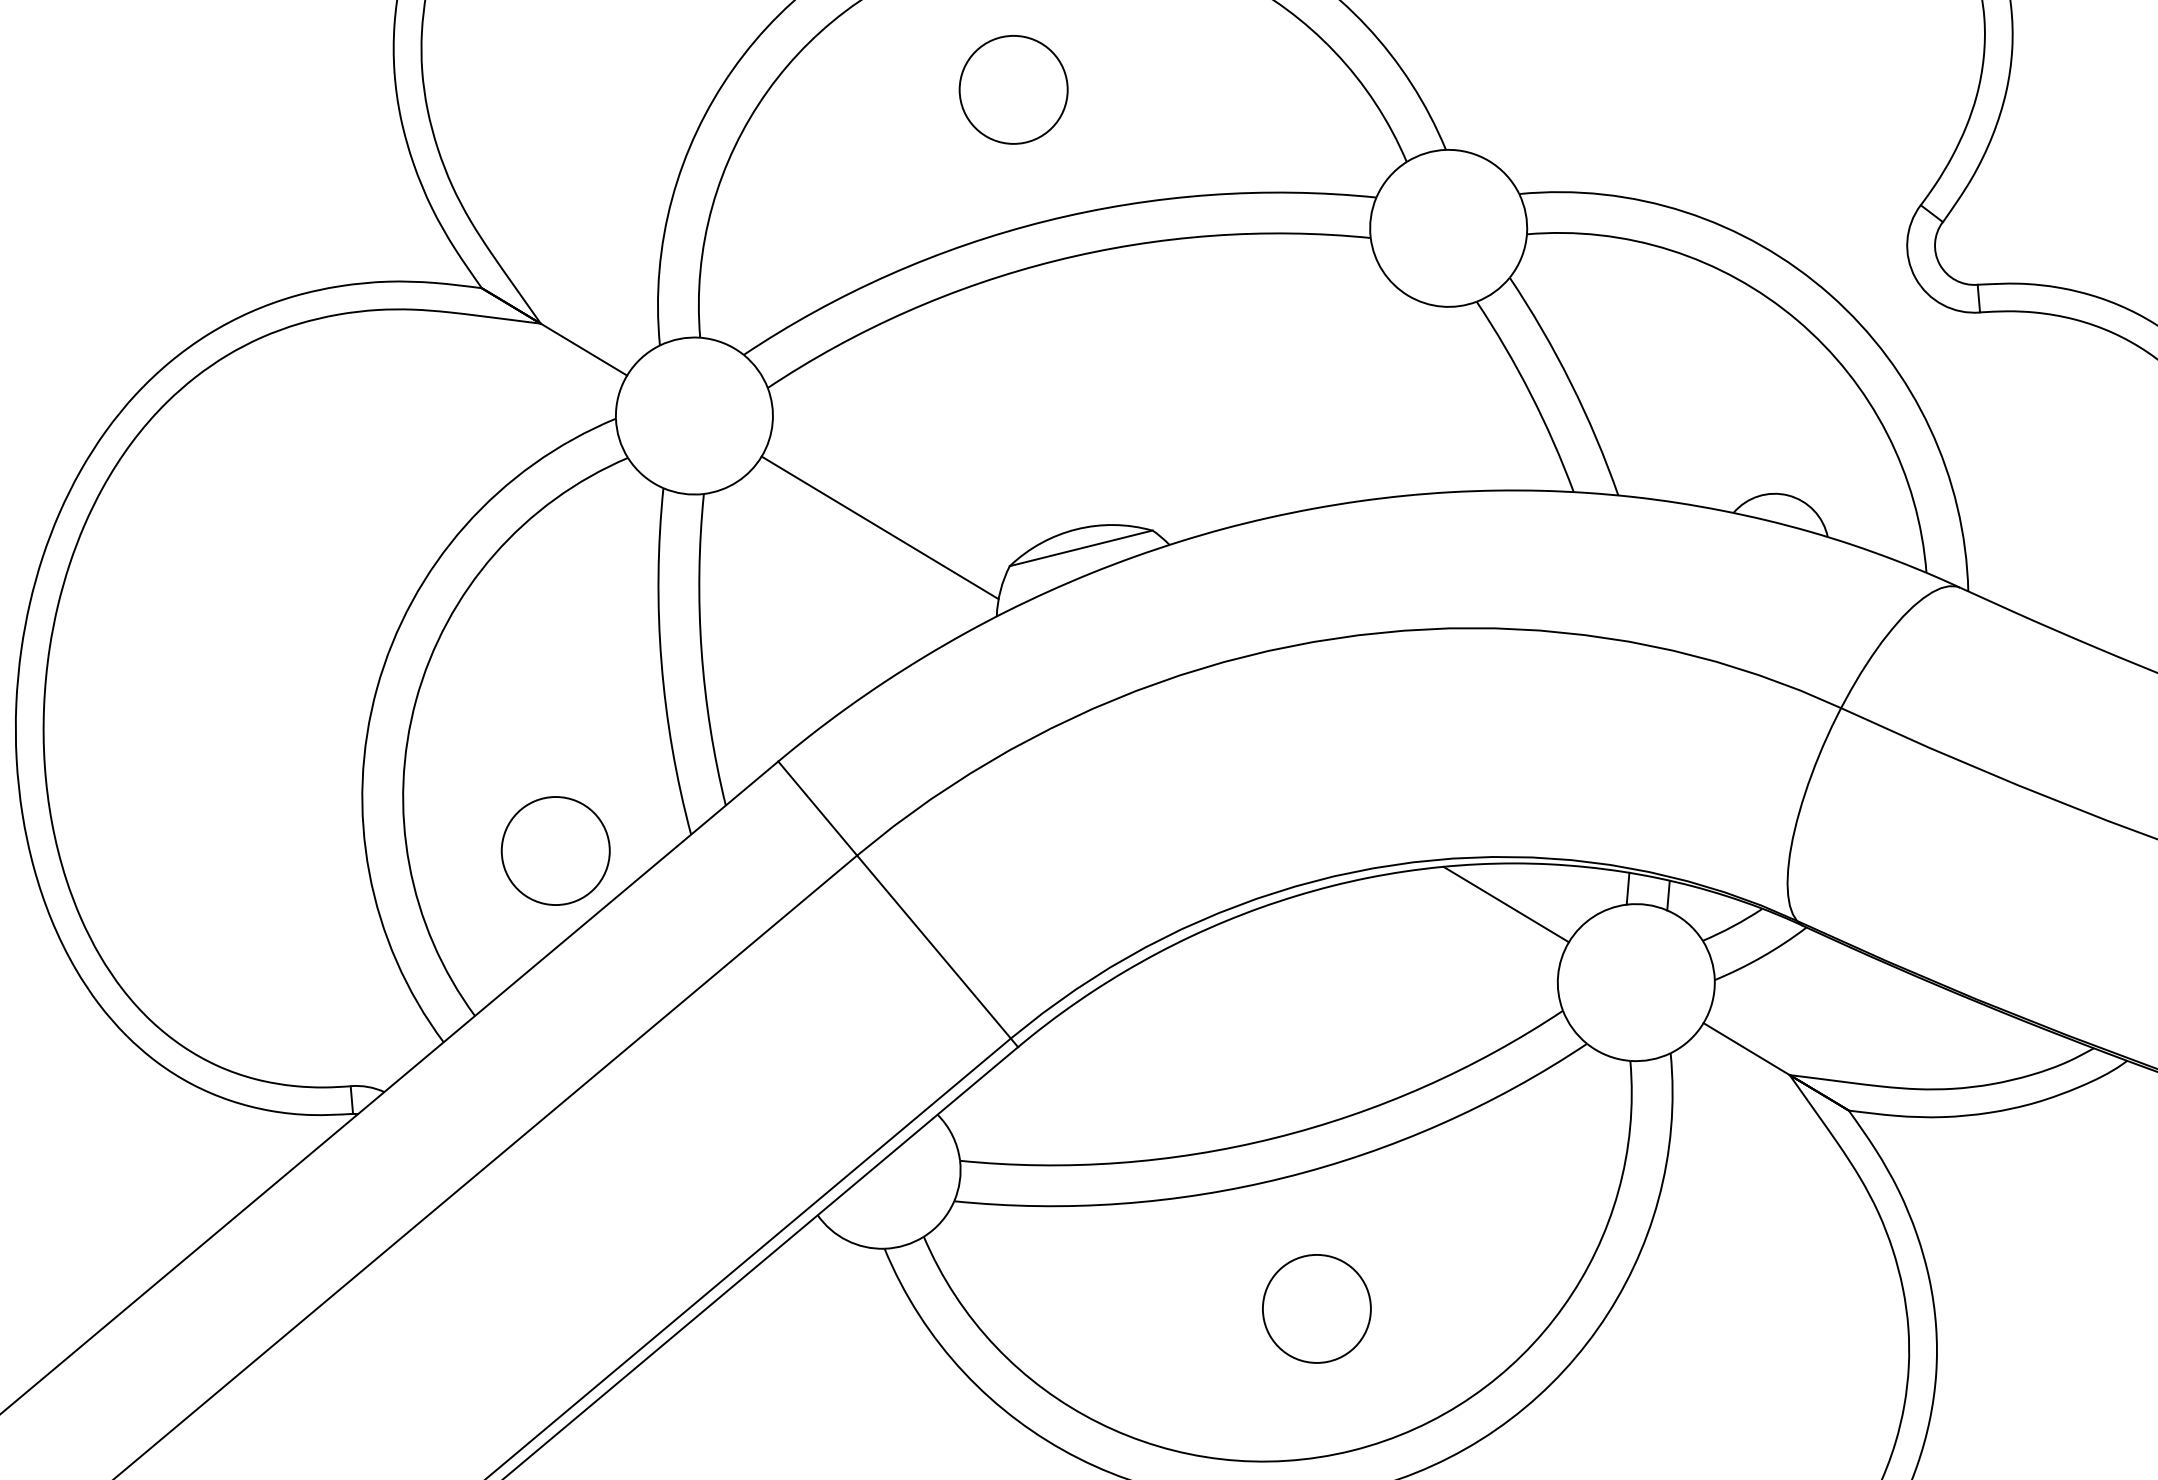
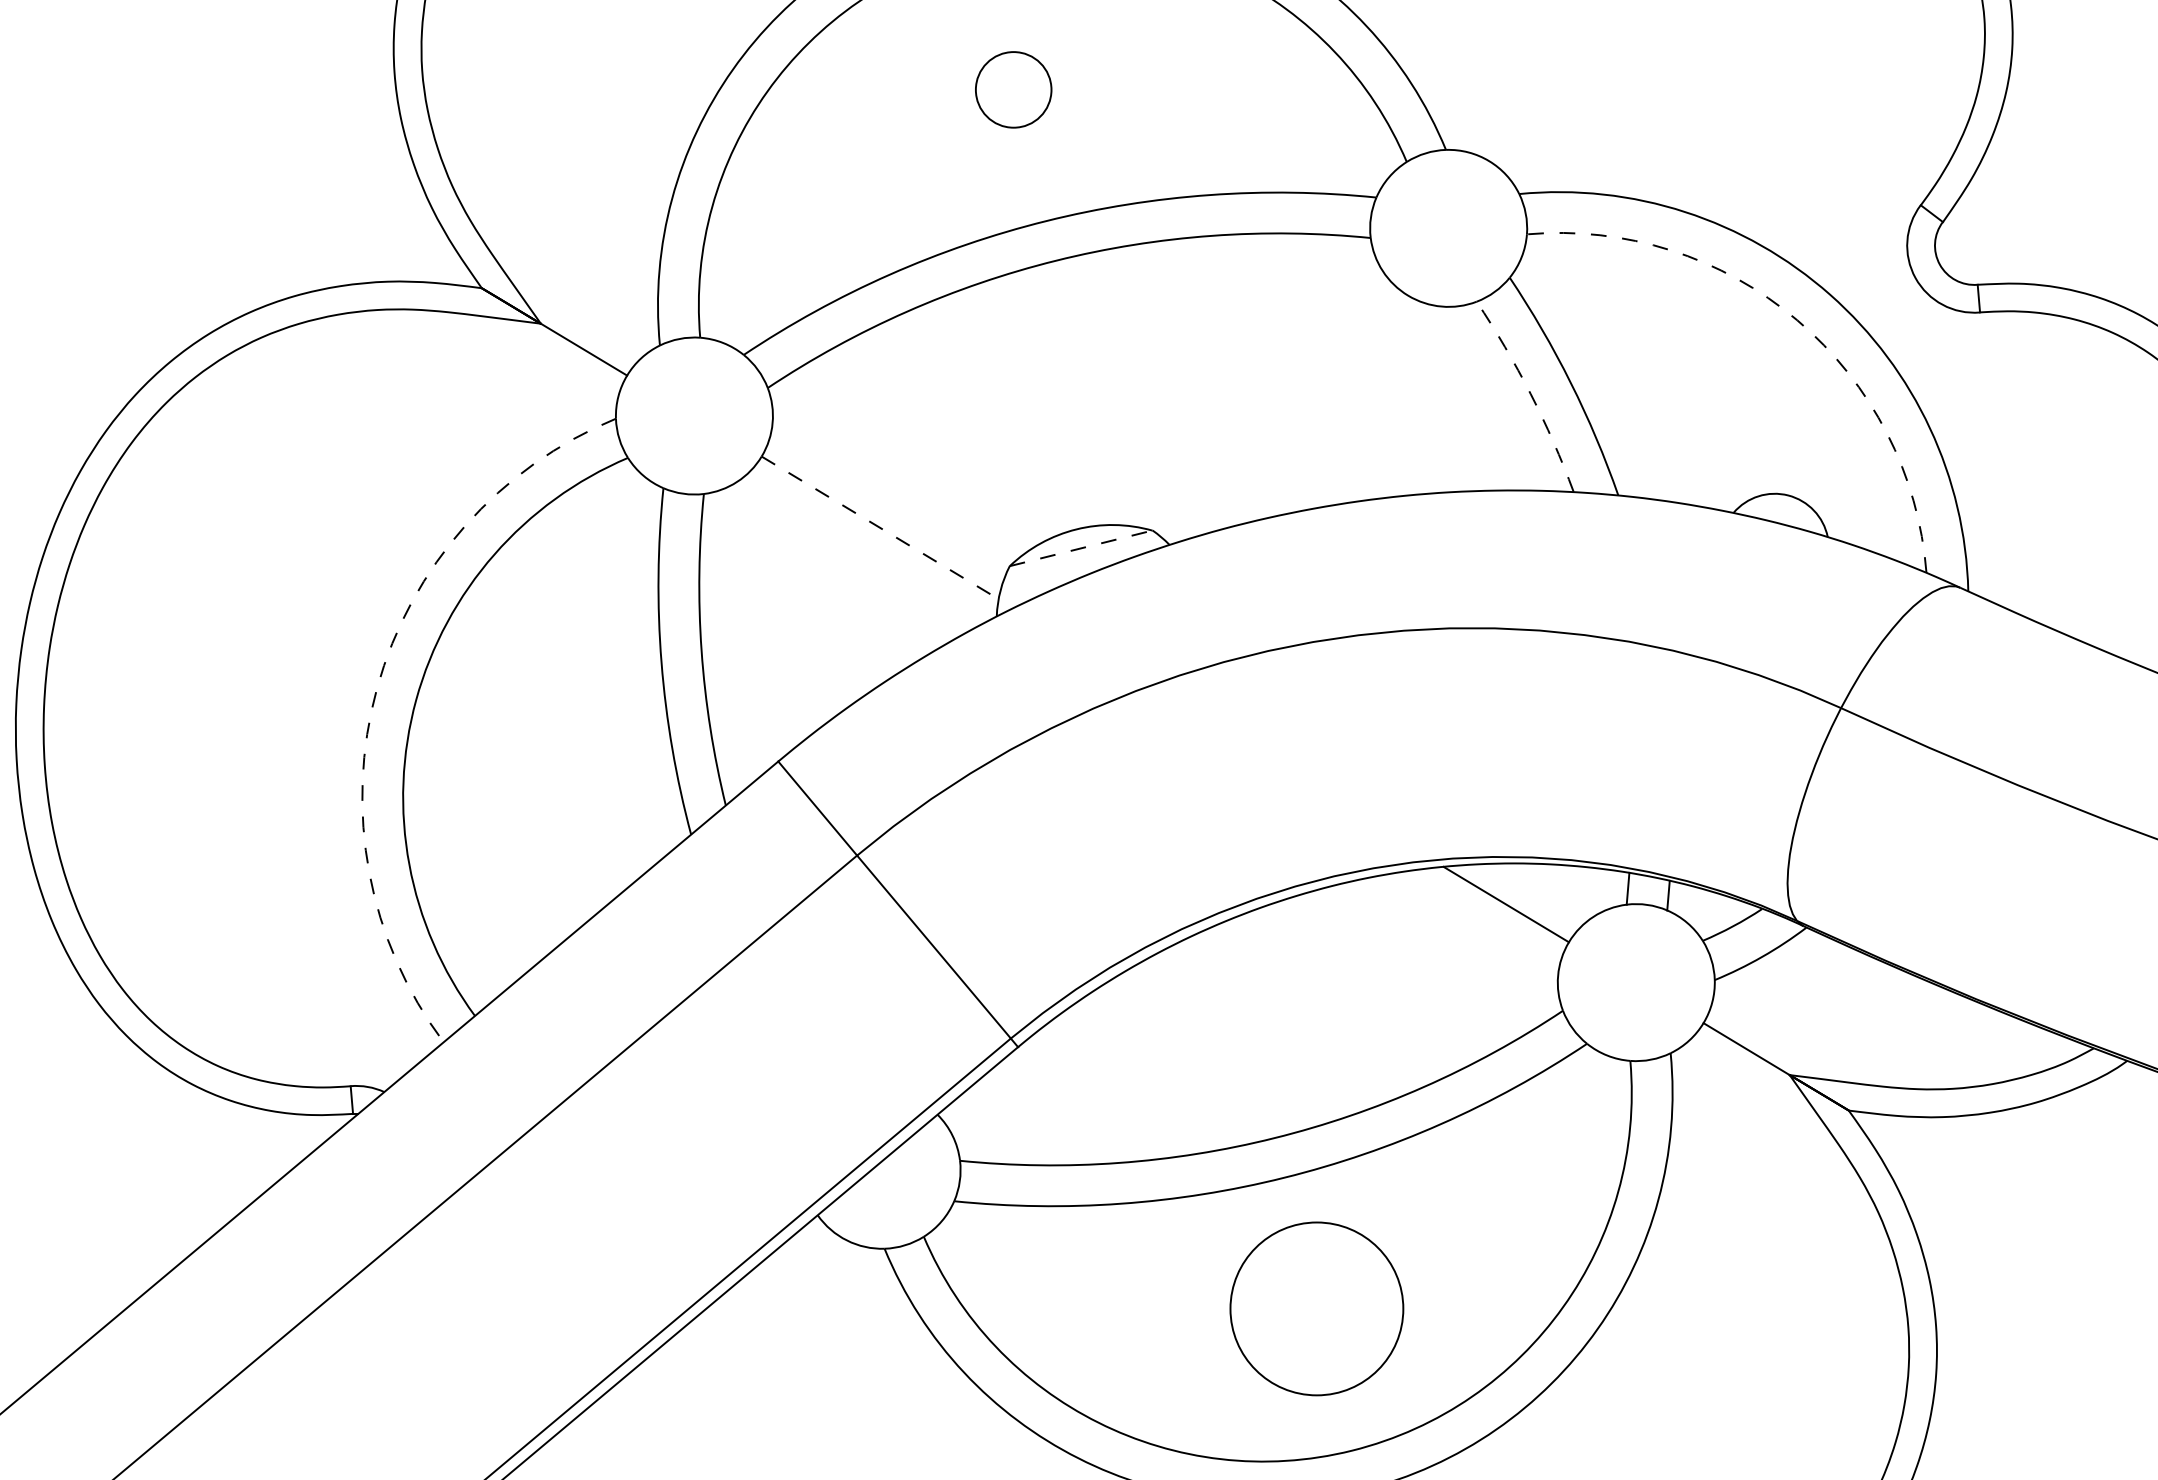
circle diameter: 108 px -> 76 px (1013, 89)
arc: solid -> dashed (1797, 320)
arc: solid -> dashed (1530, 393)
line: solid -> dashed (880, 528)
line: solid -> dashed (1081, 548)
arc: solid -> dashed (377, 688)
circle: present -> none (555, 850)
circle diameter: 108 px -> 173 px (1316, 1308)
